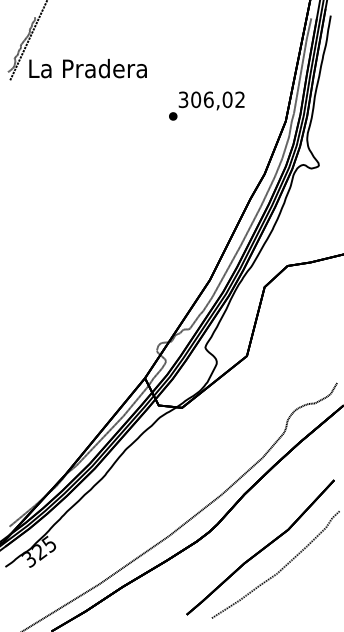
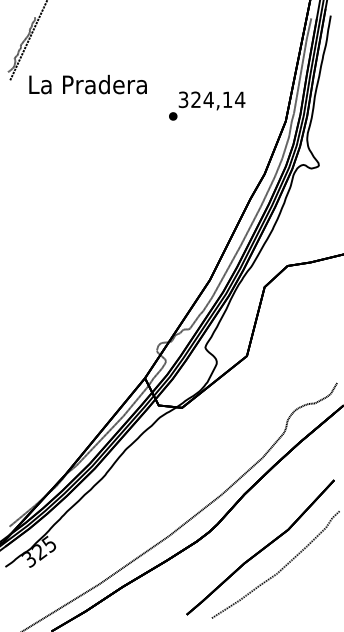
text position: (87, 68) -> (87, 84) (87, 84)
text: 306,02 -> 324,14 (218, 99)
